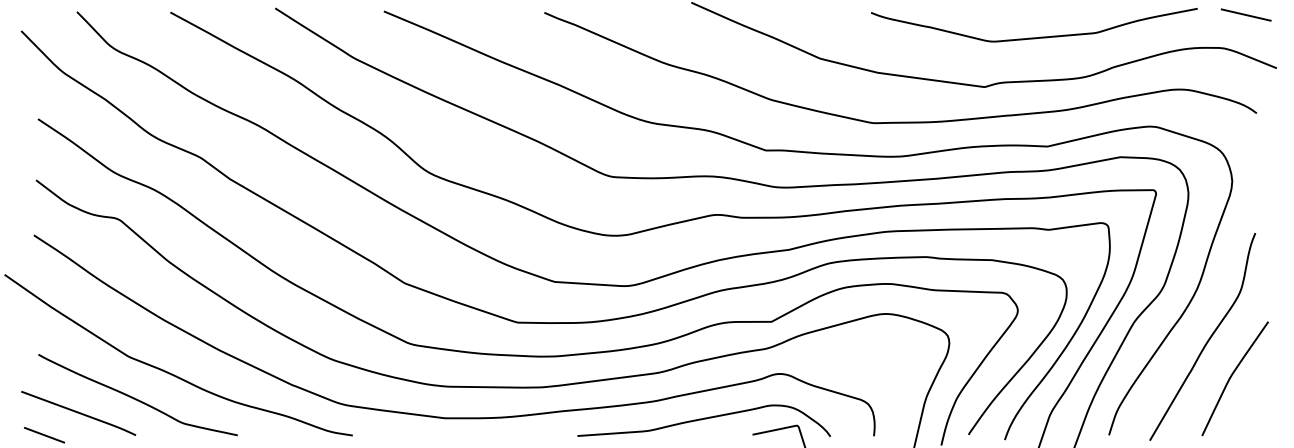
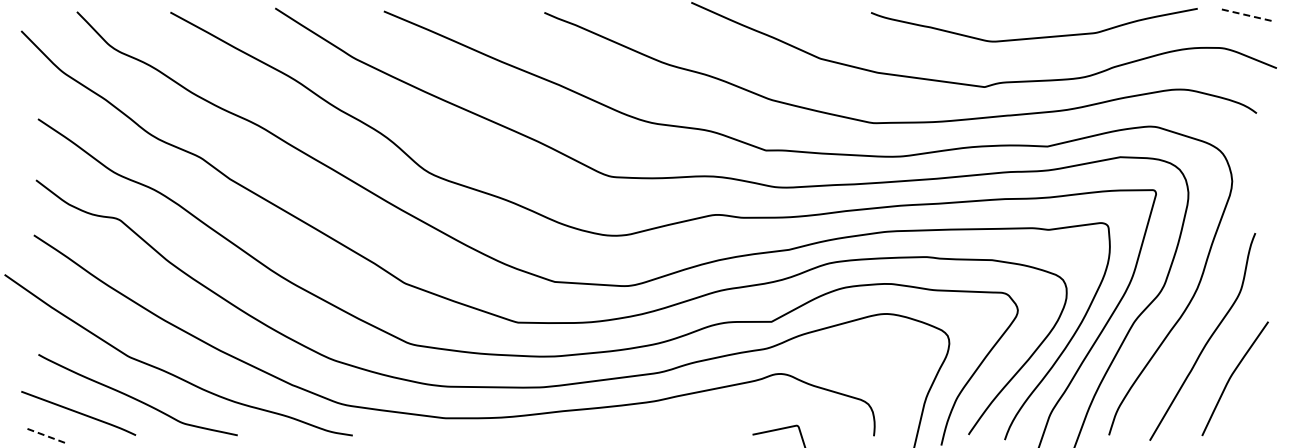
line: solid -> dashed (1245, 14)
curve: present -> none (703, 419)
line: solid -> dashed (44, 435)
